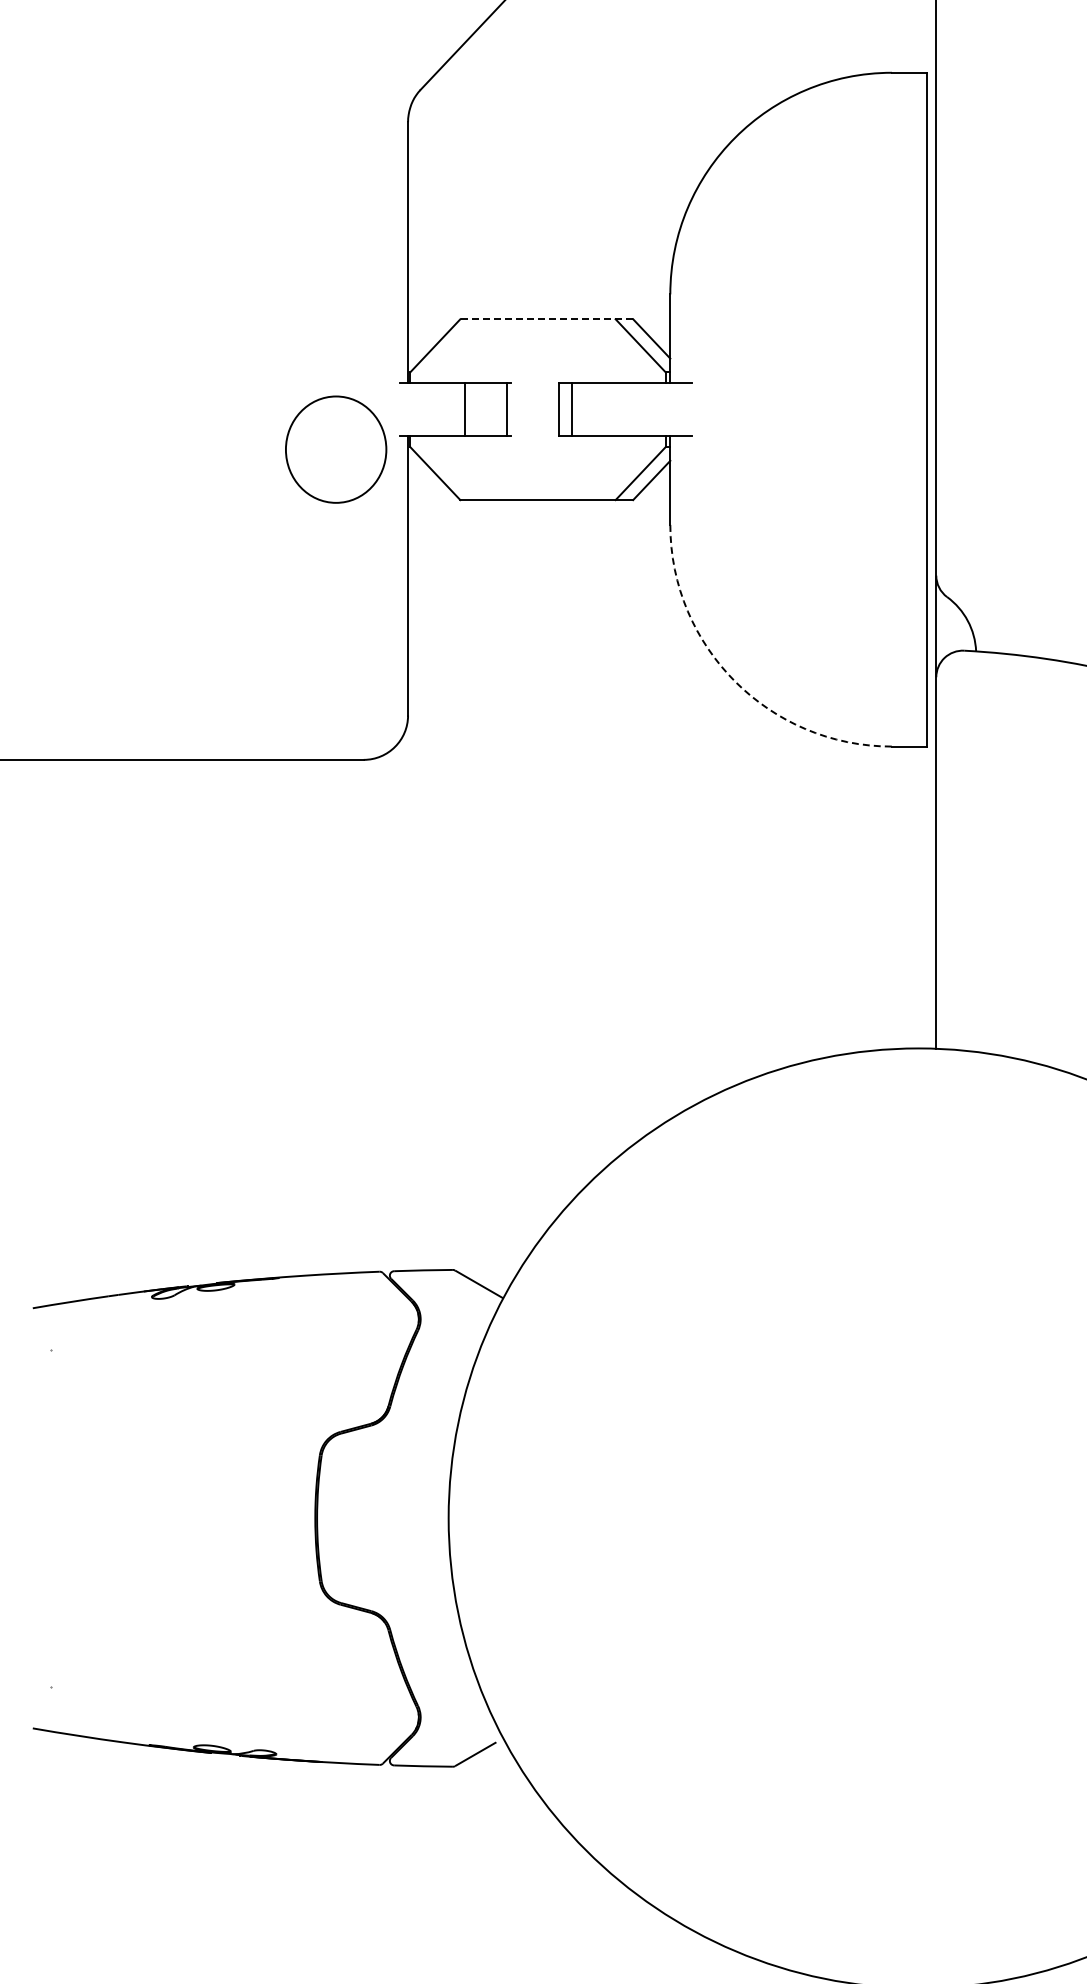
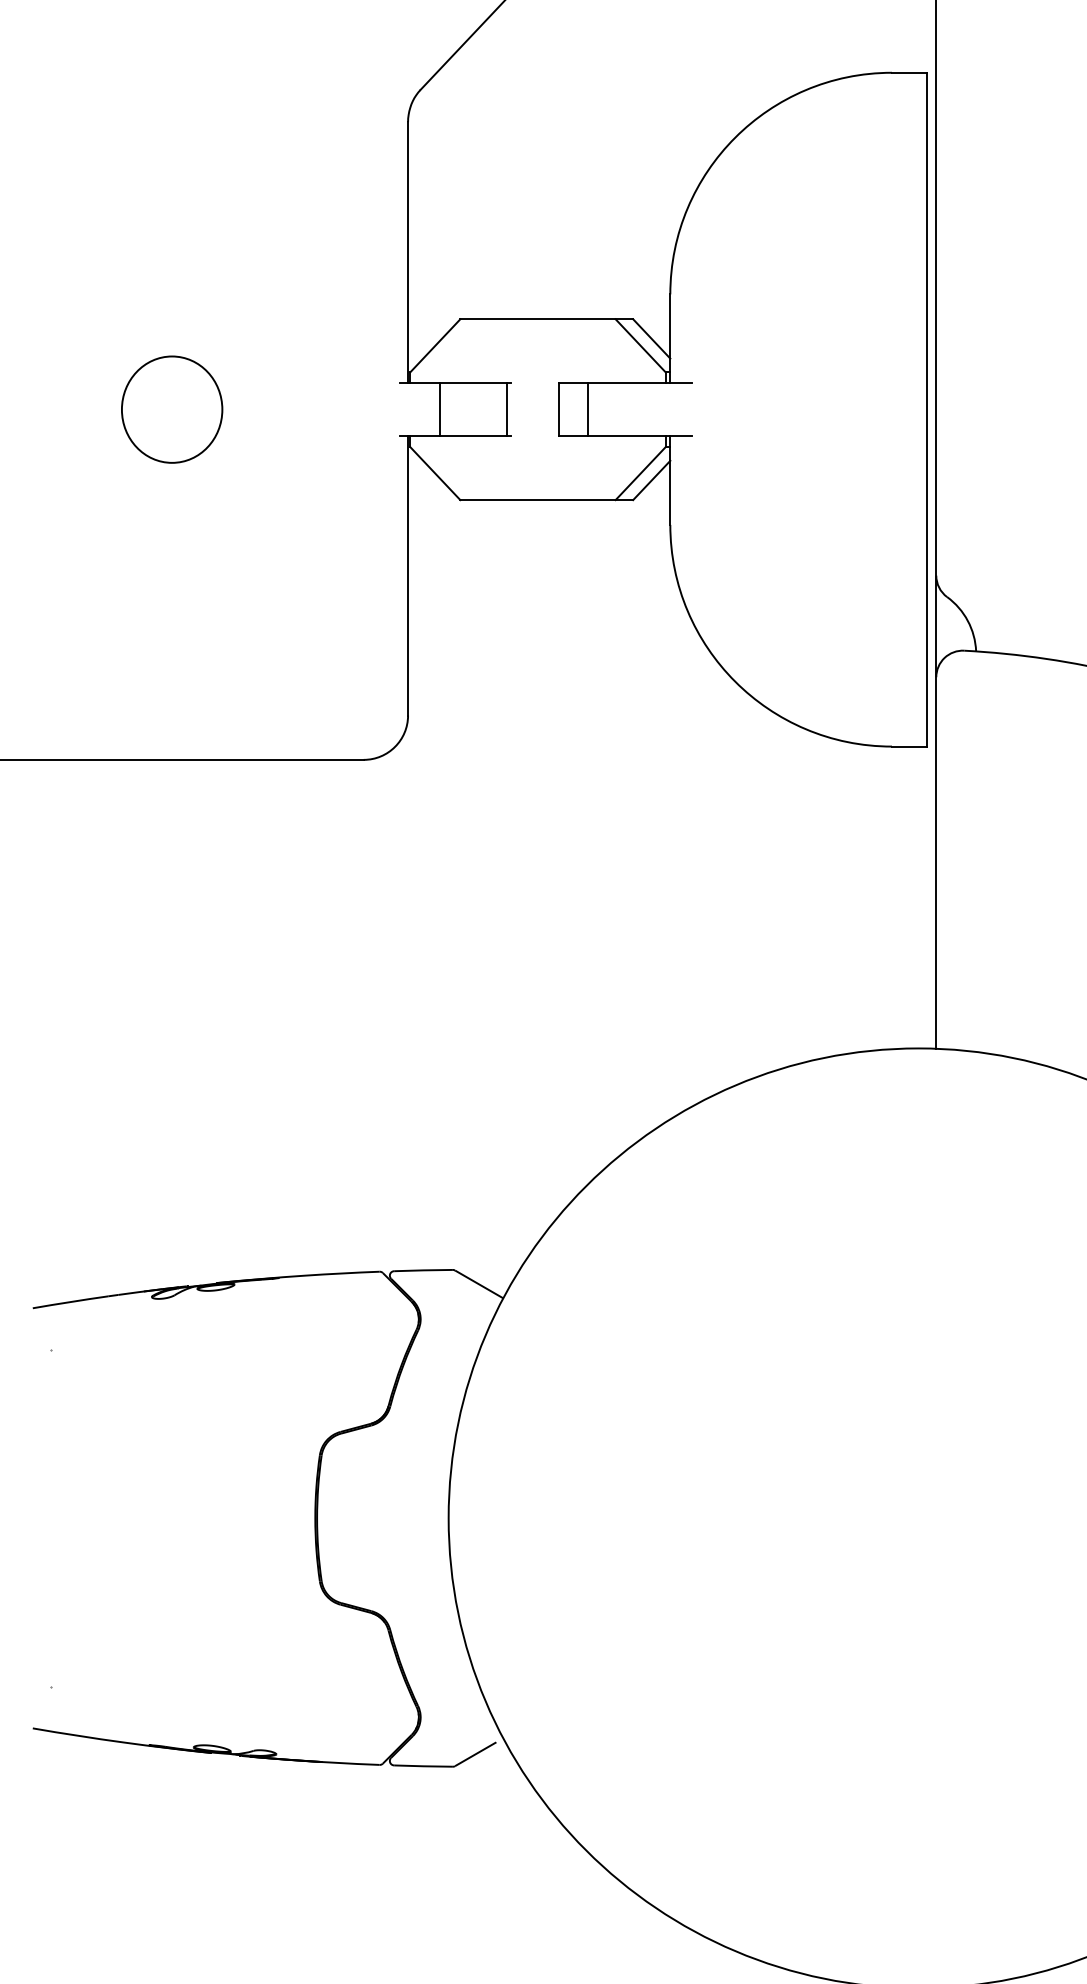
line: dashed -> solid (546, 319)
line position: (464, 409) -> (439, 409) (439, 409)
line position: (572, 409) -> (588, 409) (588, 409)
part position: (336, 449) -> (172, 409) (172, 409)
arc: dashed -> solid (735, 681)
